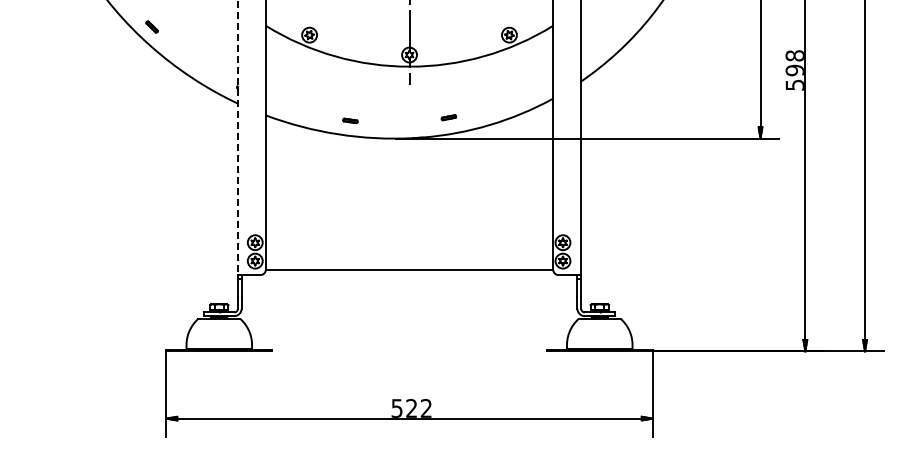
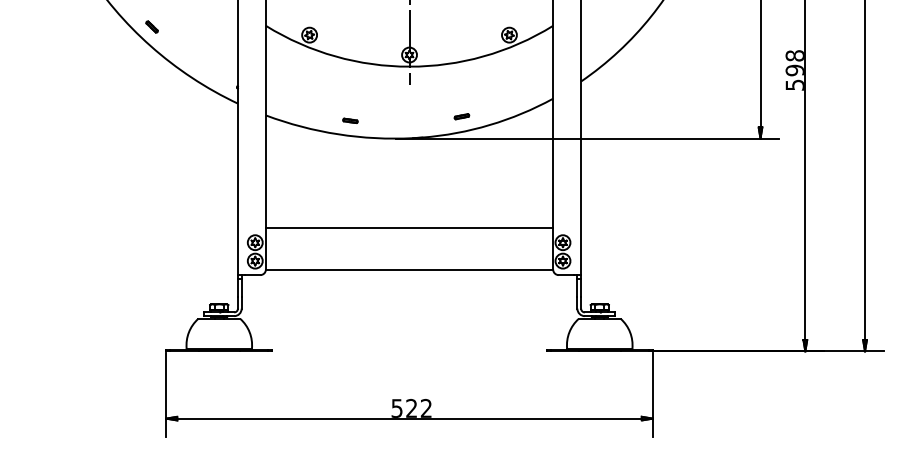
part position: (448, 117) -> (461, 116) (461, 116)
line: dashed -> solid (237, 138)
line: none -> present (409, 228)
